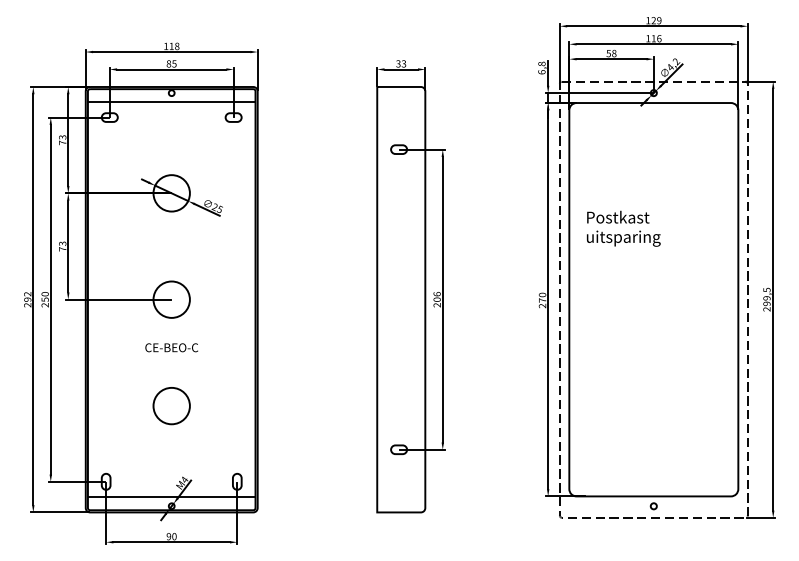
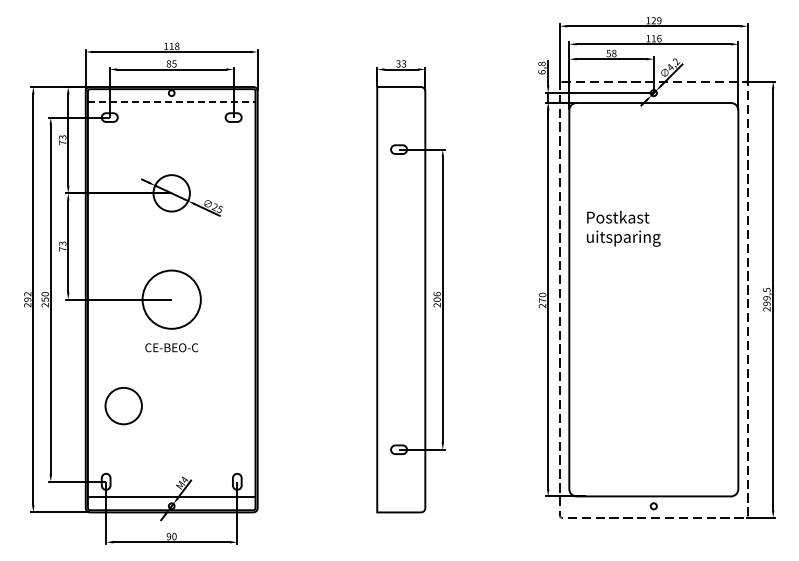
line: solid -> dashed (171, 102)
circle diameter: 36 px -> 58 px (171, 299)
circle position: (171, 406) -> (123, 406) (123, 406)
